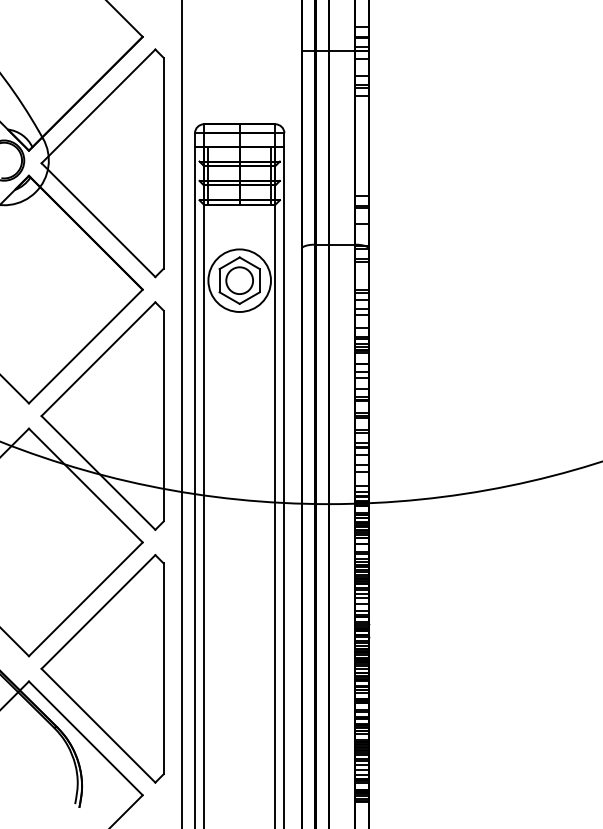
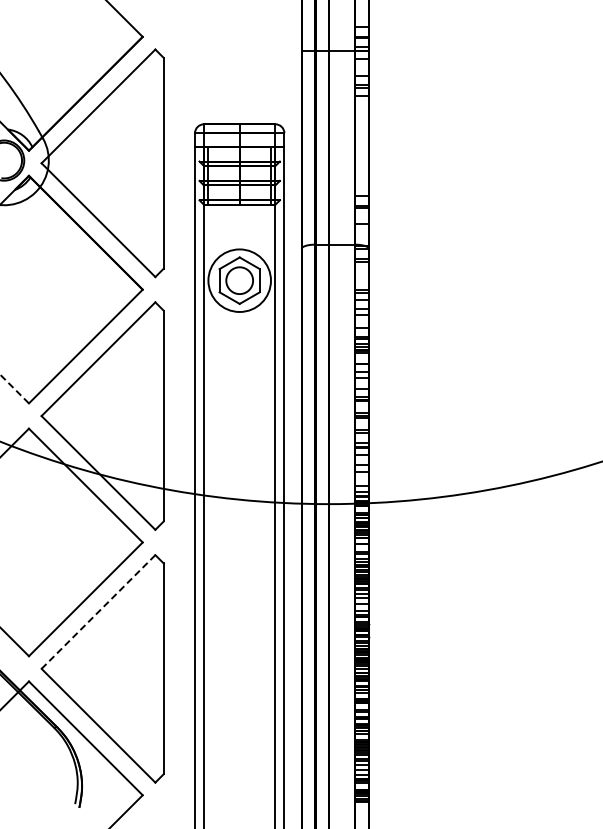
line: solid -> dashed (14, 388)
line: present -> none (181, 413)
line: solid -> dashed (98, 612)
